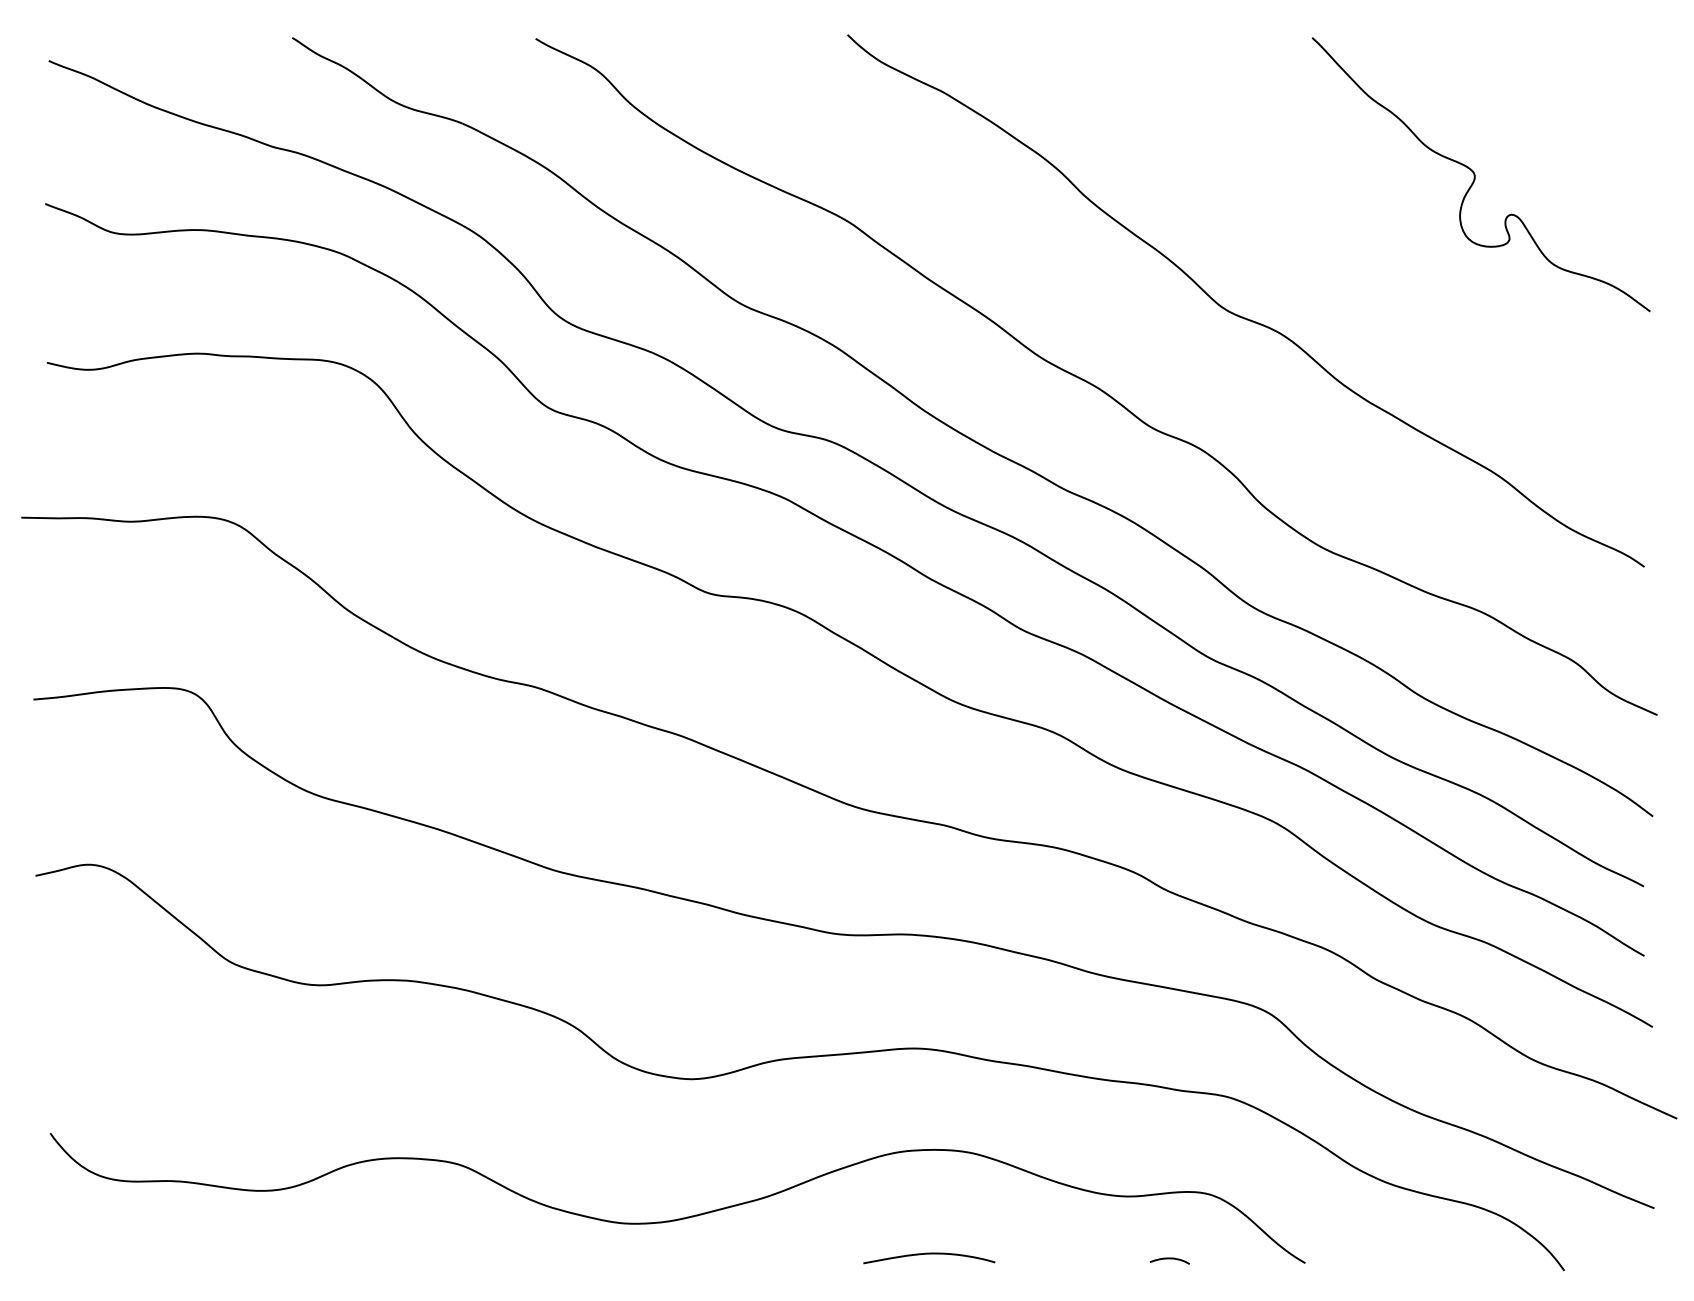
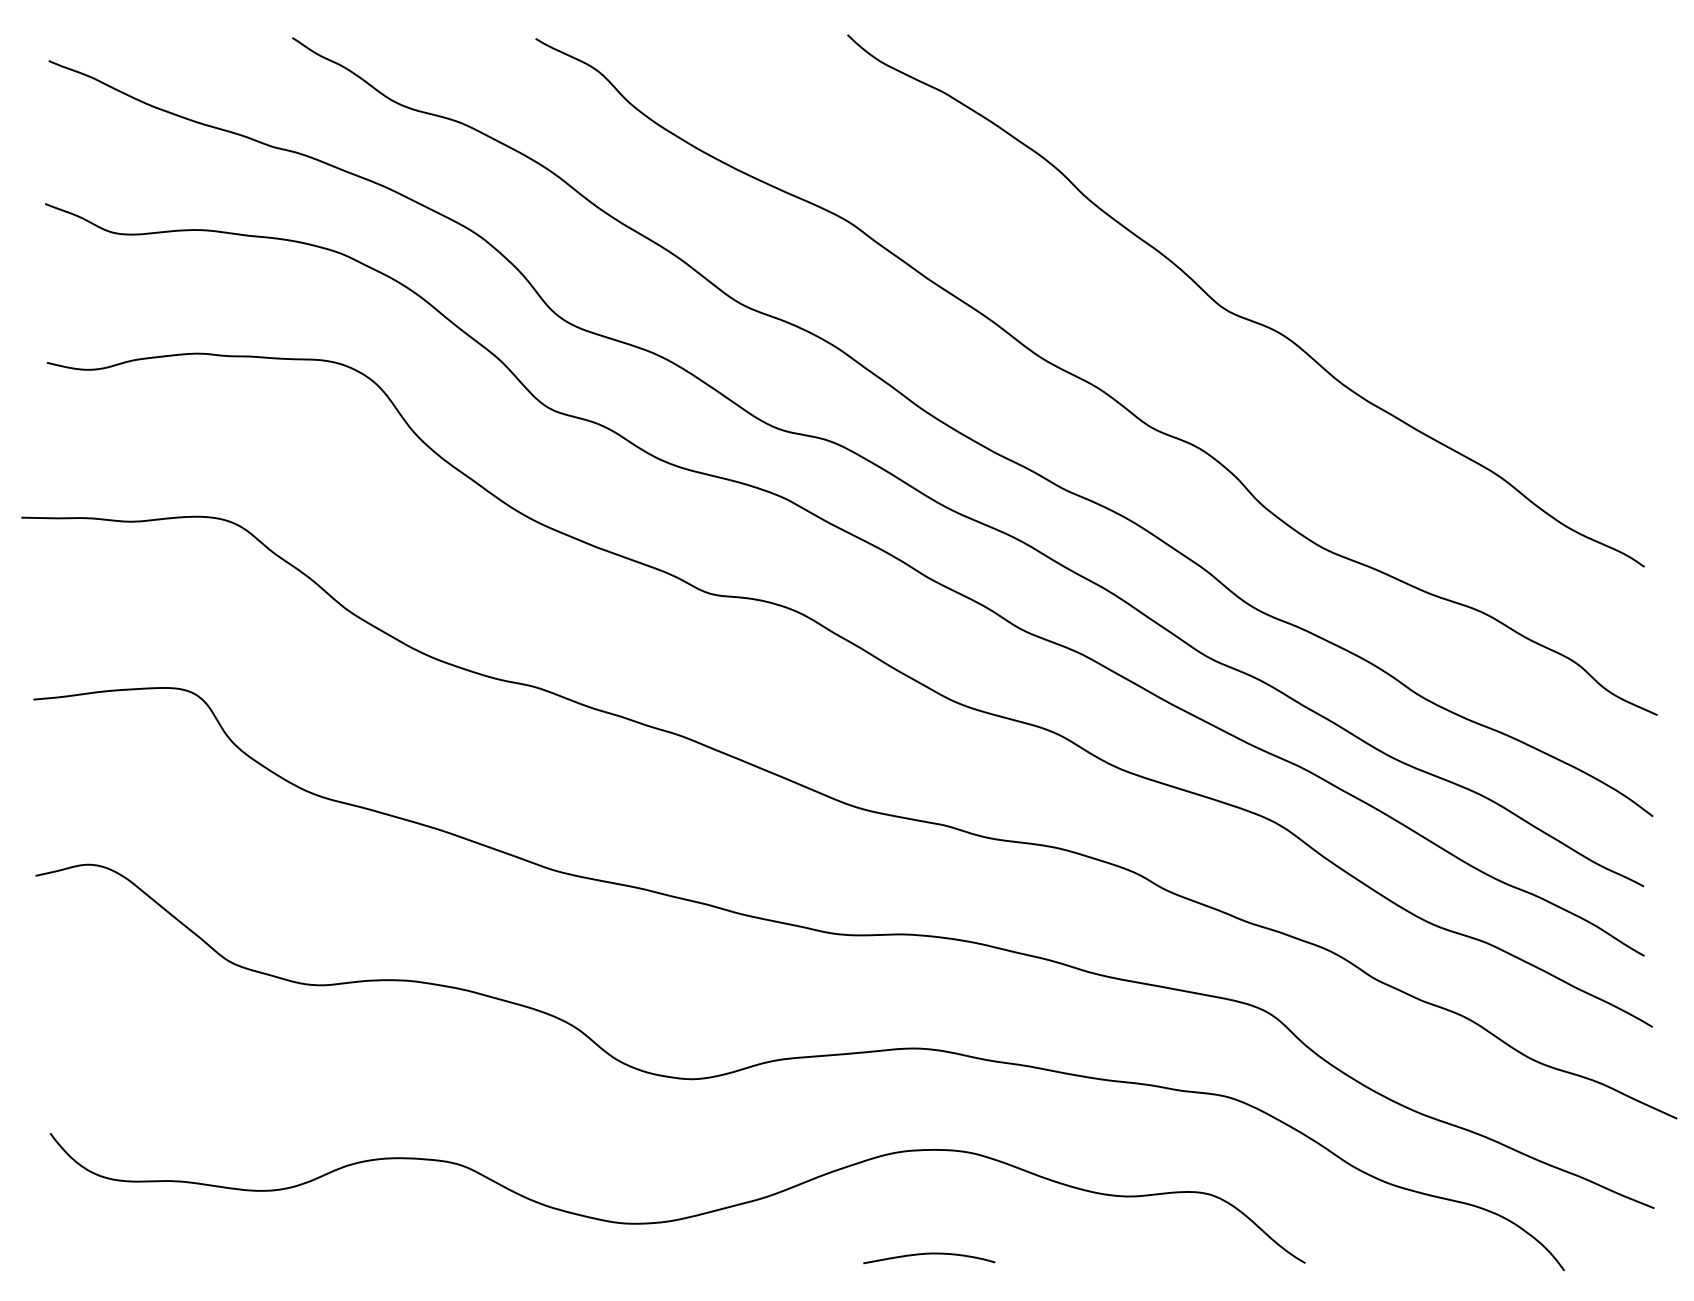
curve: present -> none (1475, 174)
curve: present -> none (1169, 1259)
